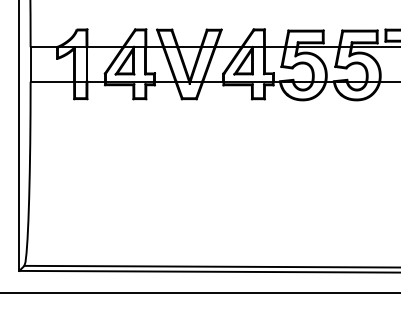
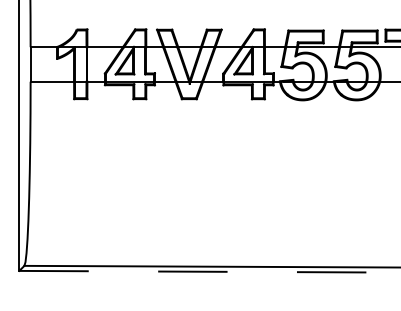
line: solid -> dashed (210, 271)
line: present -> none (199, 293)
